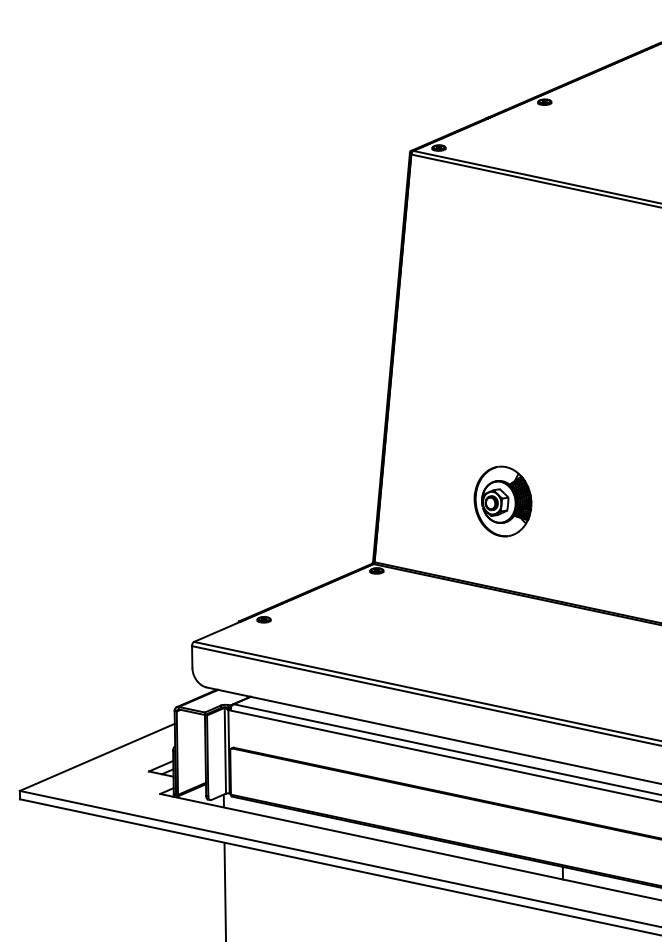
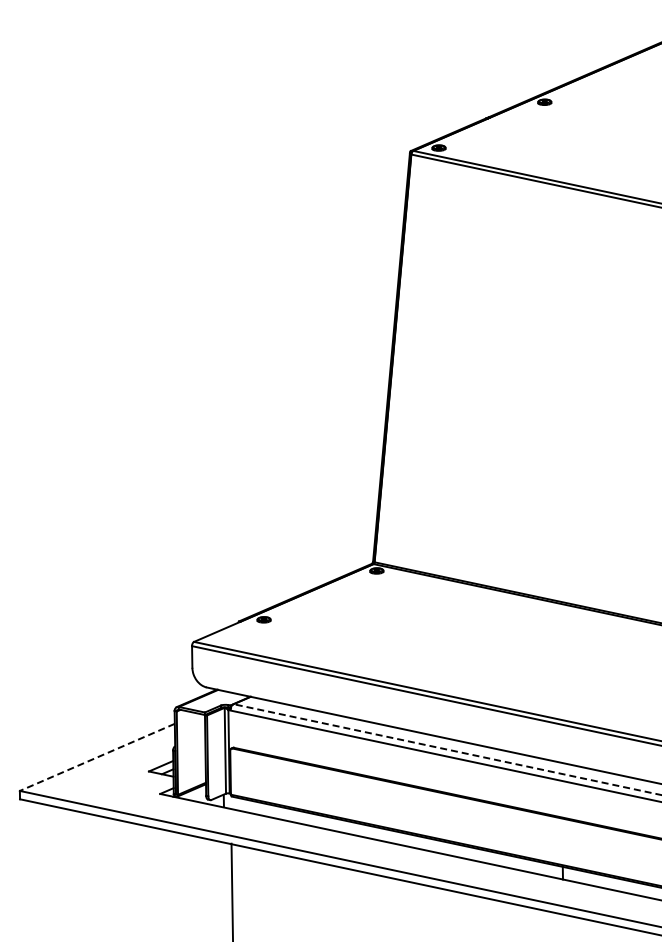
part: present -> none (502, 501)
line: solid -> dashed (447, 749)
line: solid -> dashed (96, 757)
line position: (224, 890) -> (231, 890) (231, 890)
